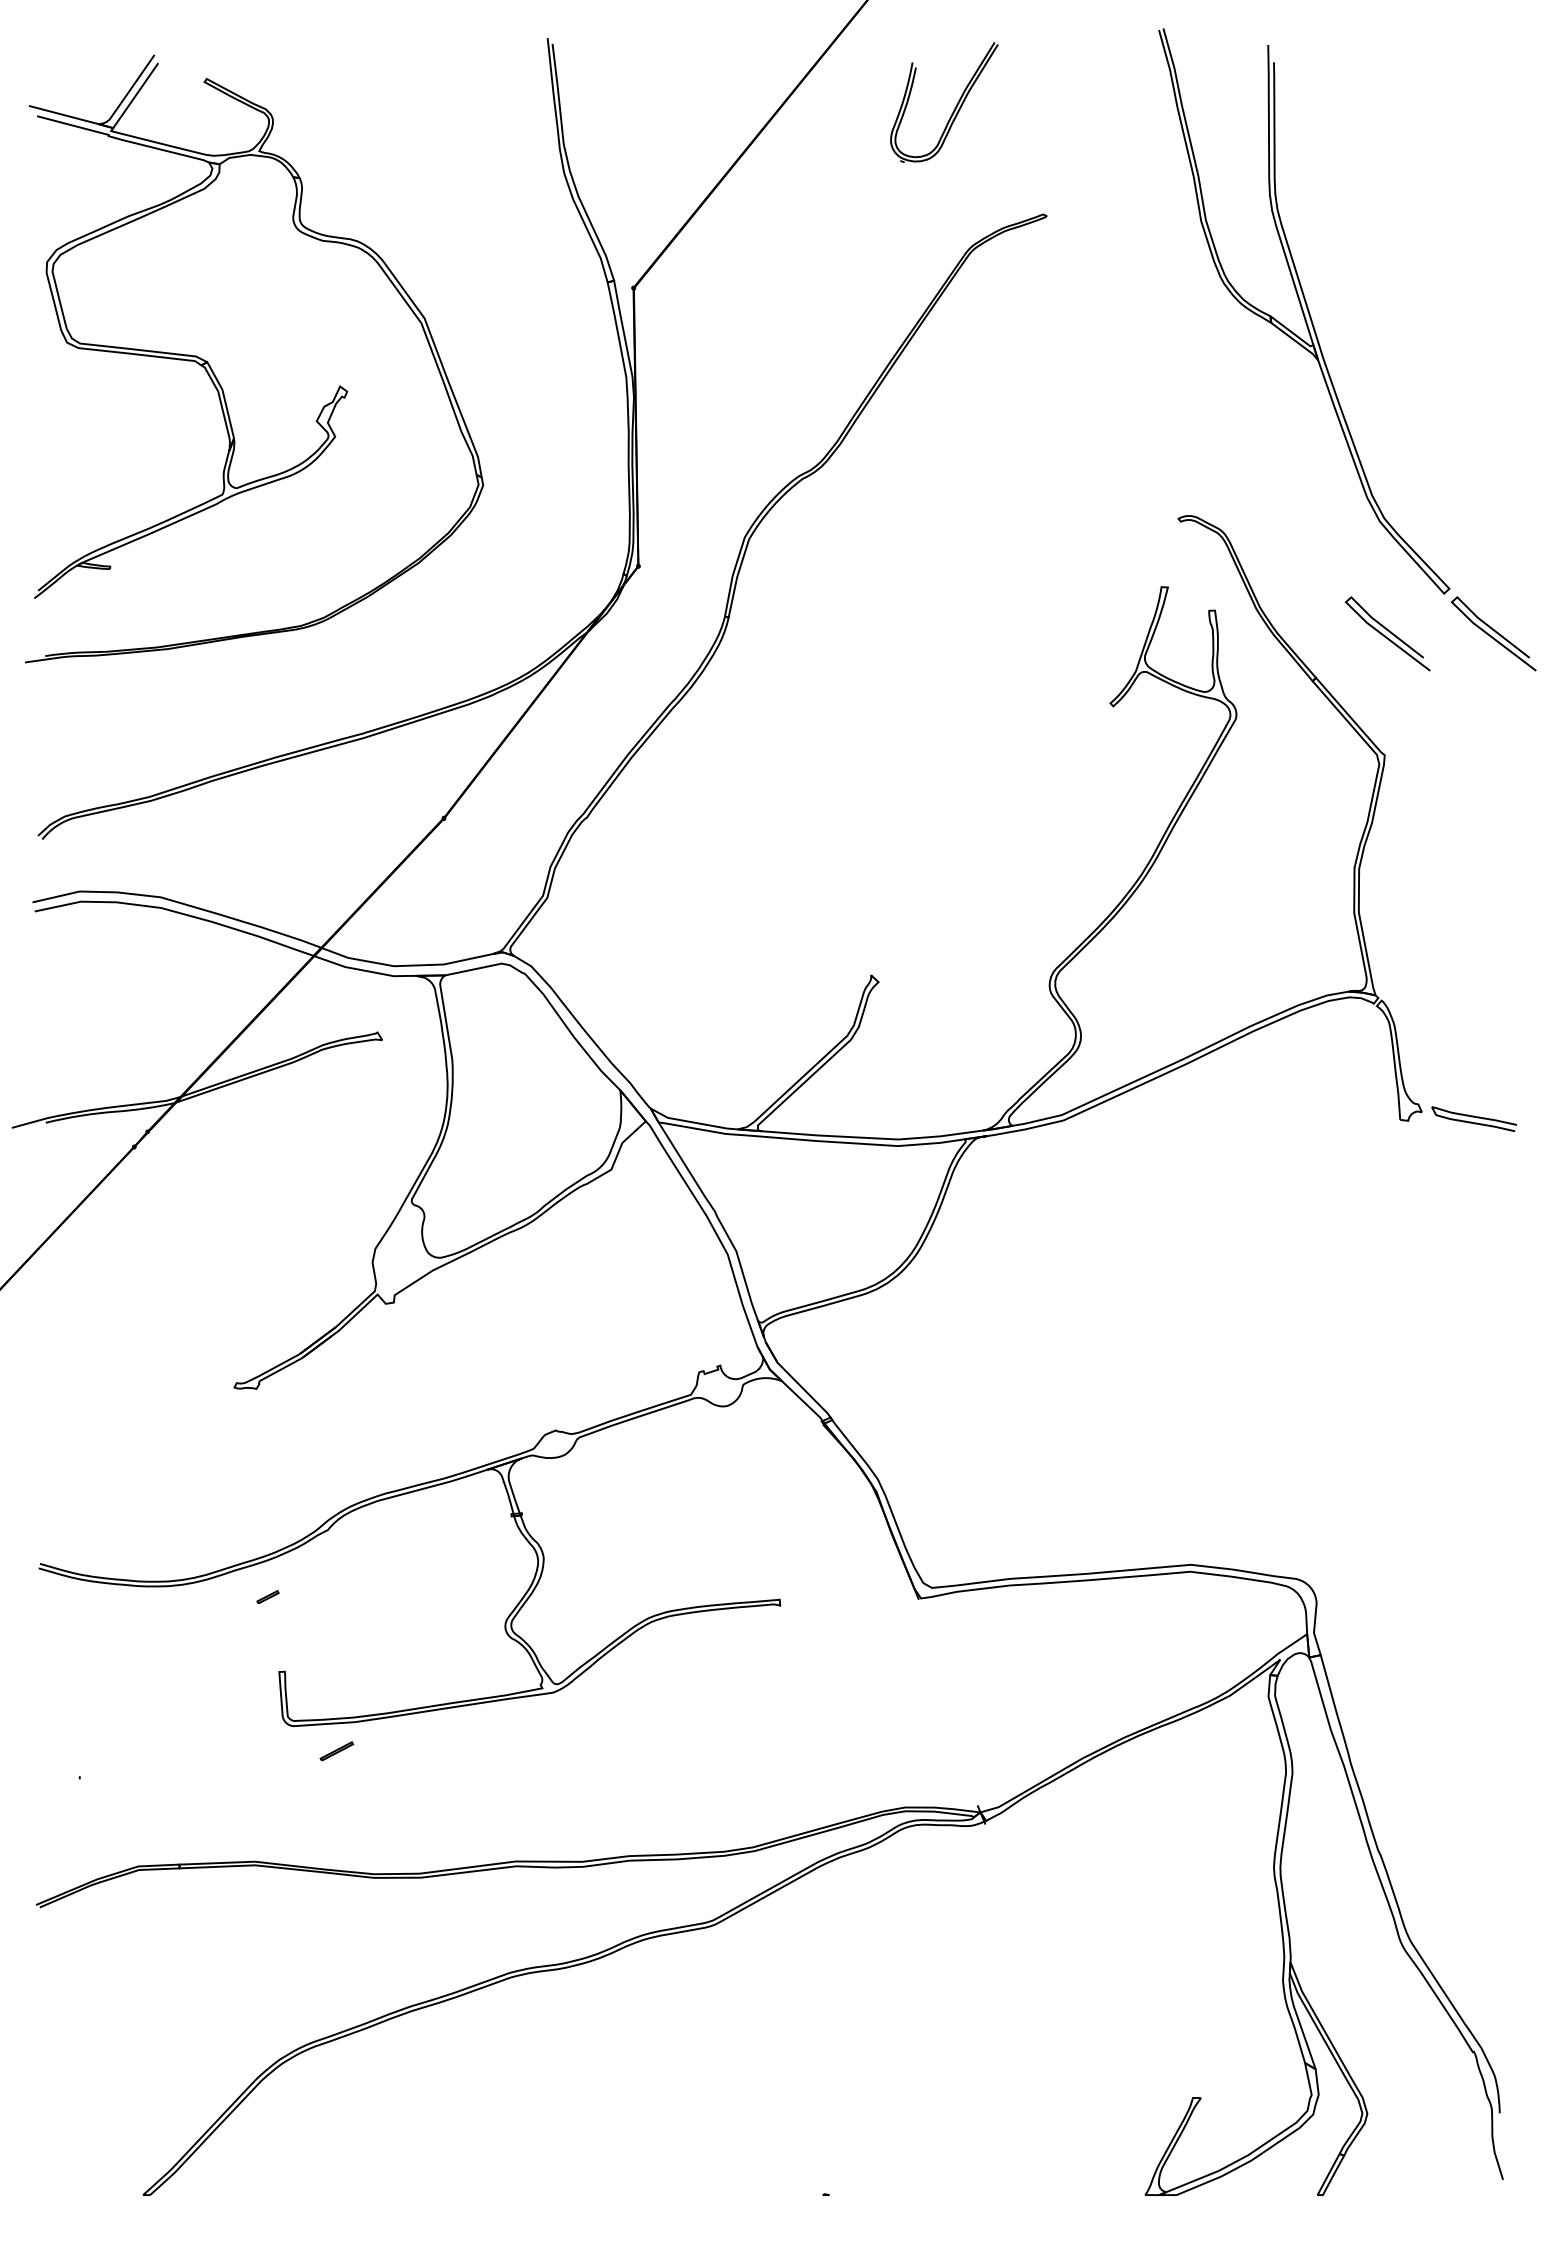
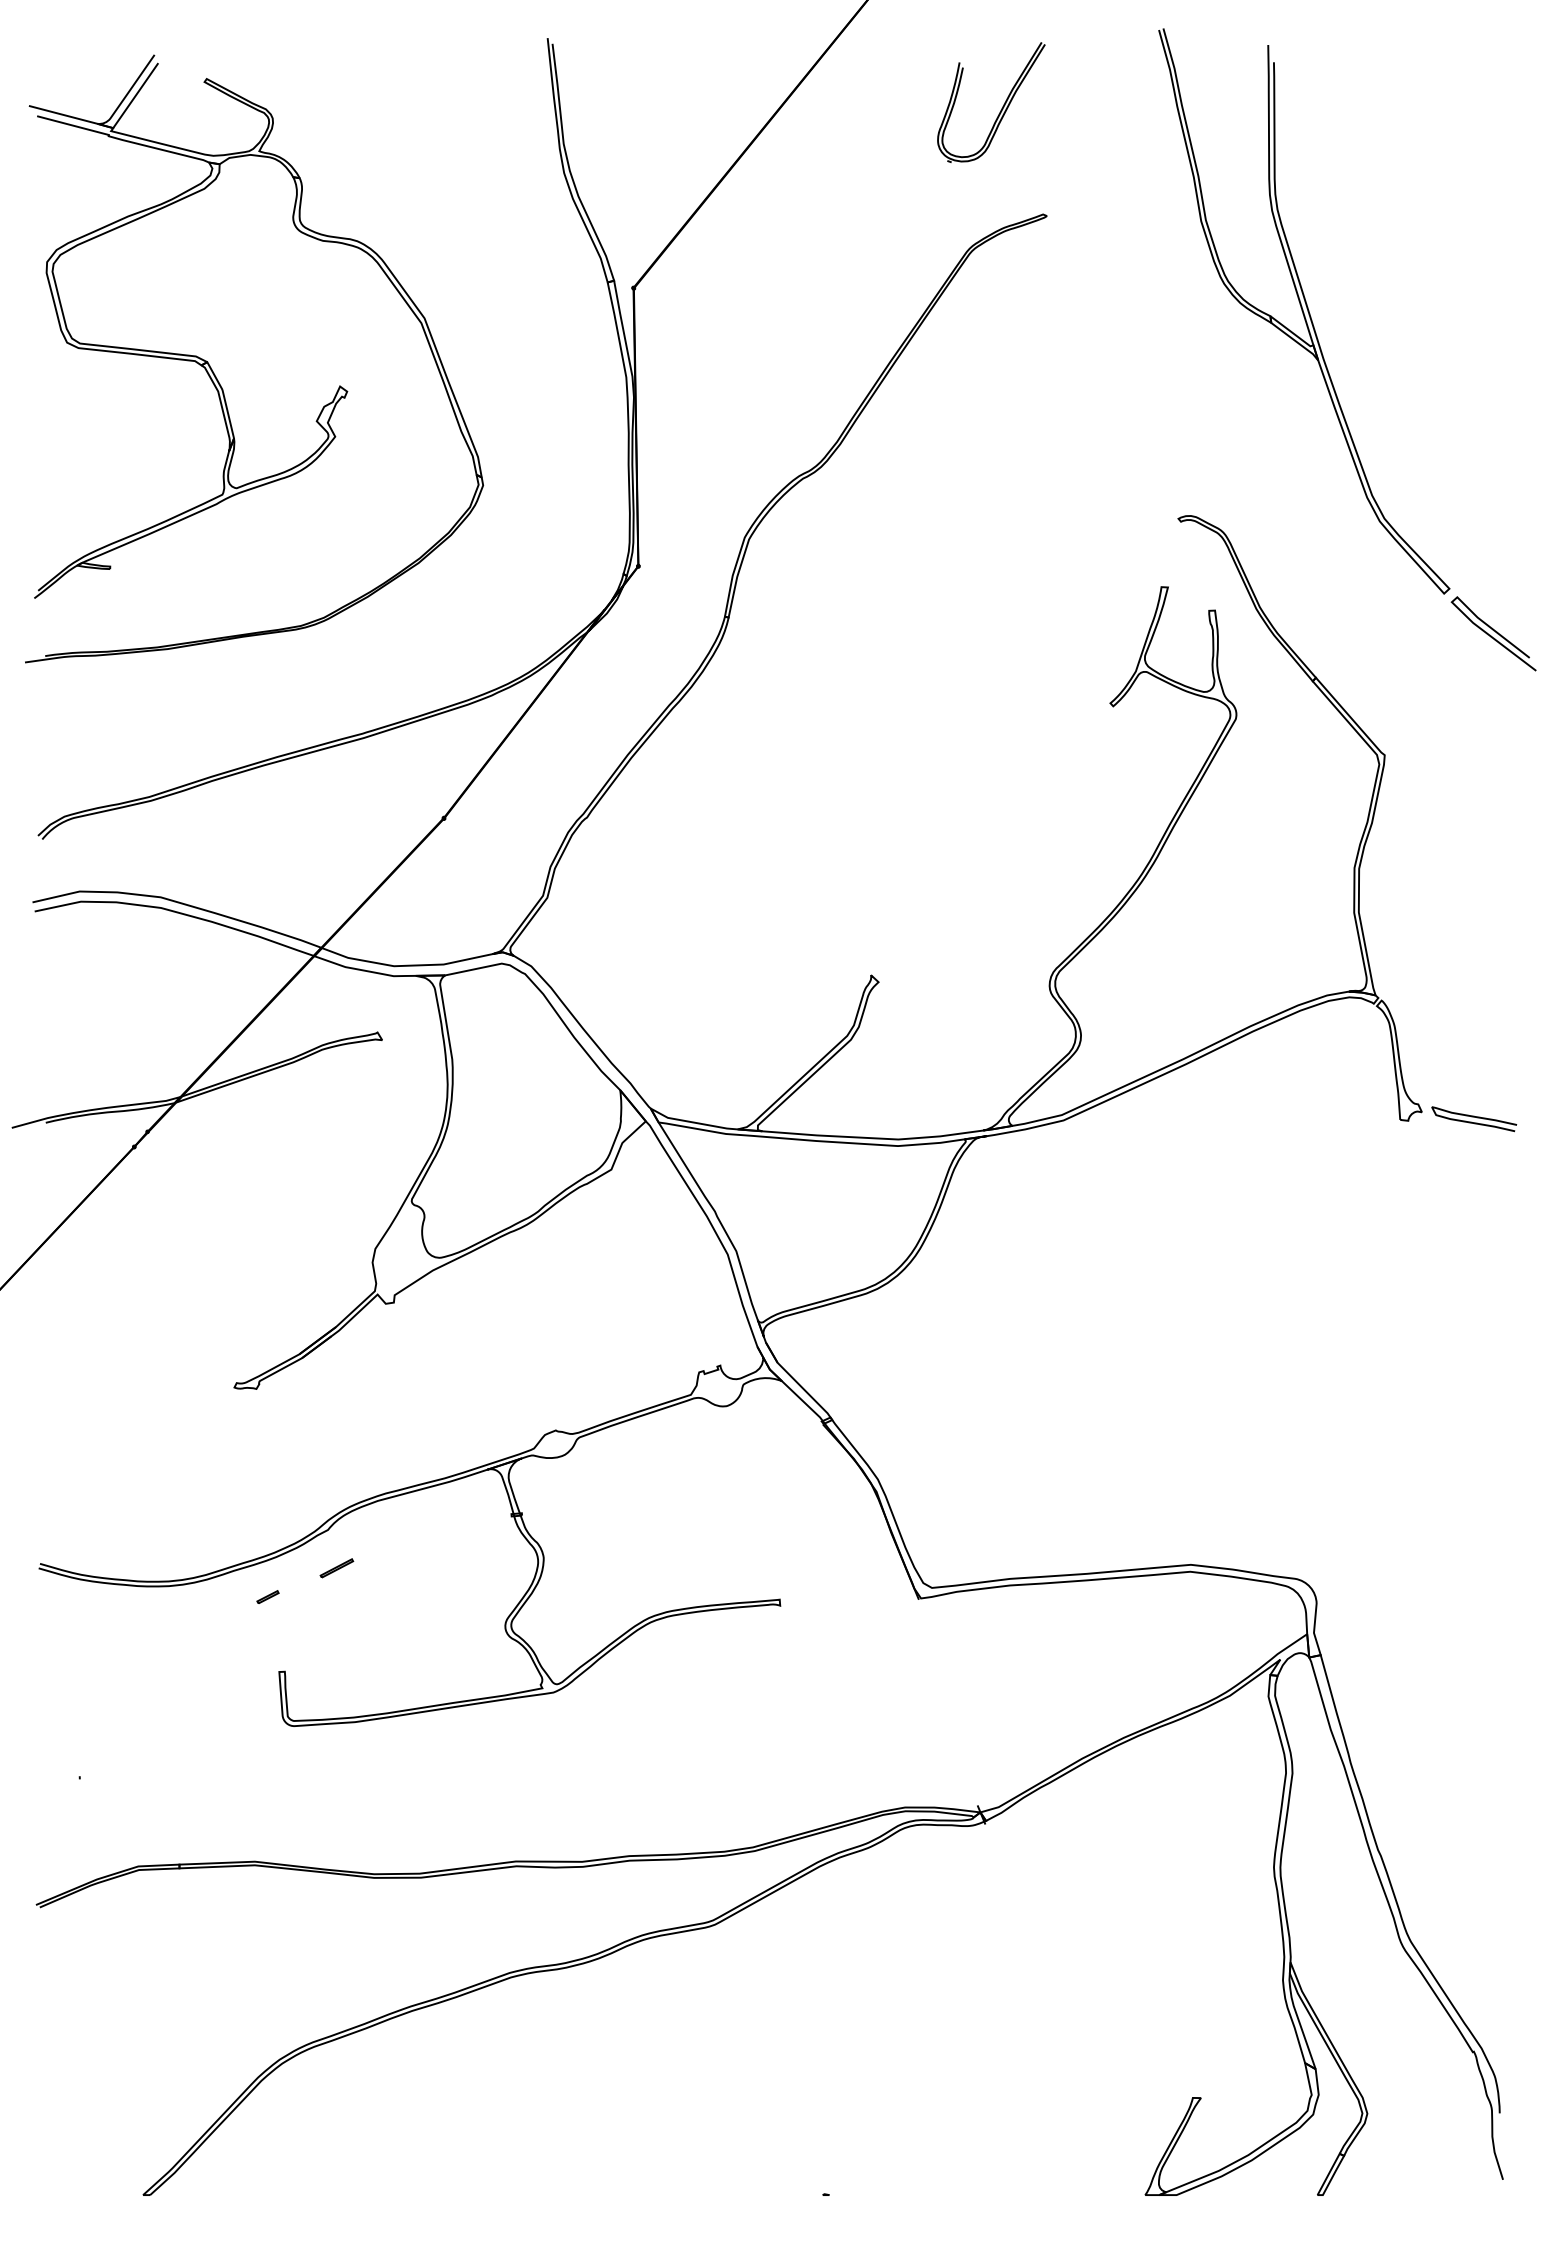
part position: (954, 108) -> (1001, 108) (1001, 108)
curve: present -> none (1387, 631)
part position: (336, 1751) -> (336, 1568) (336, 1568)
